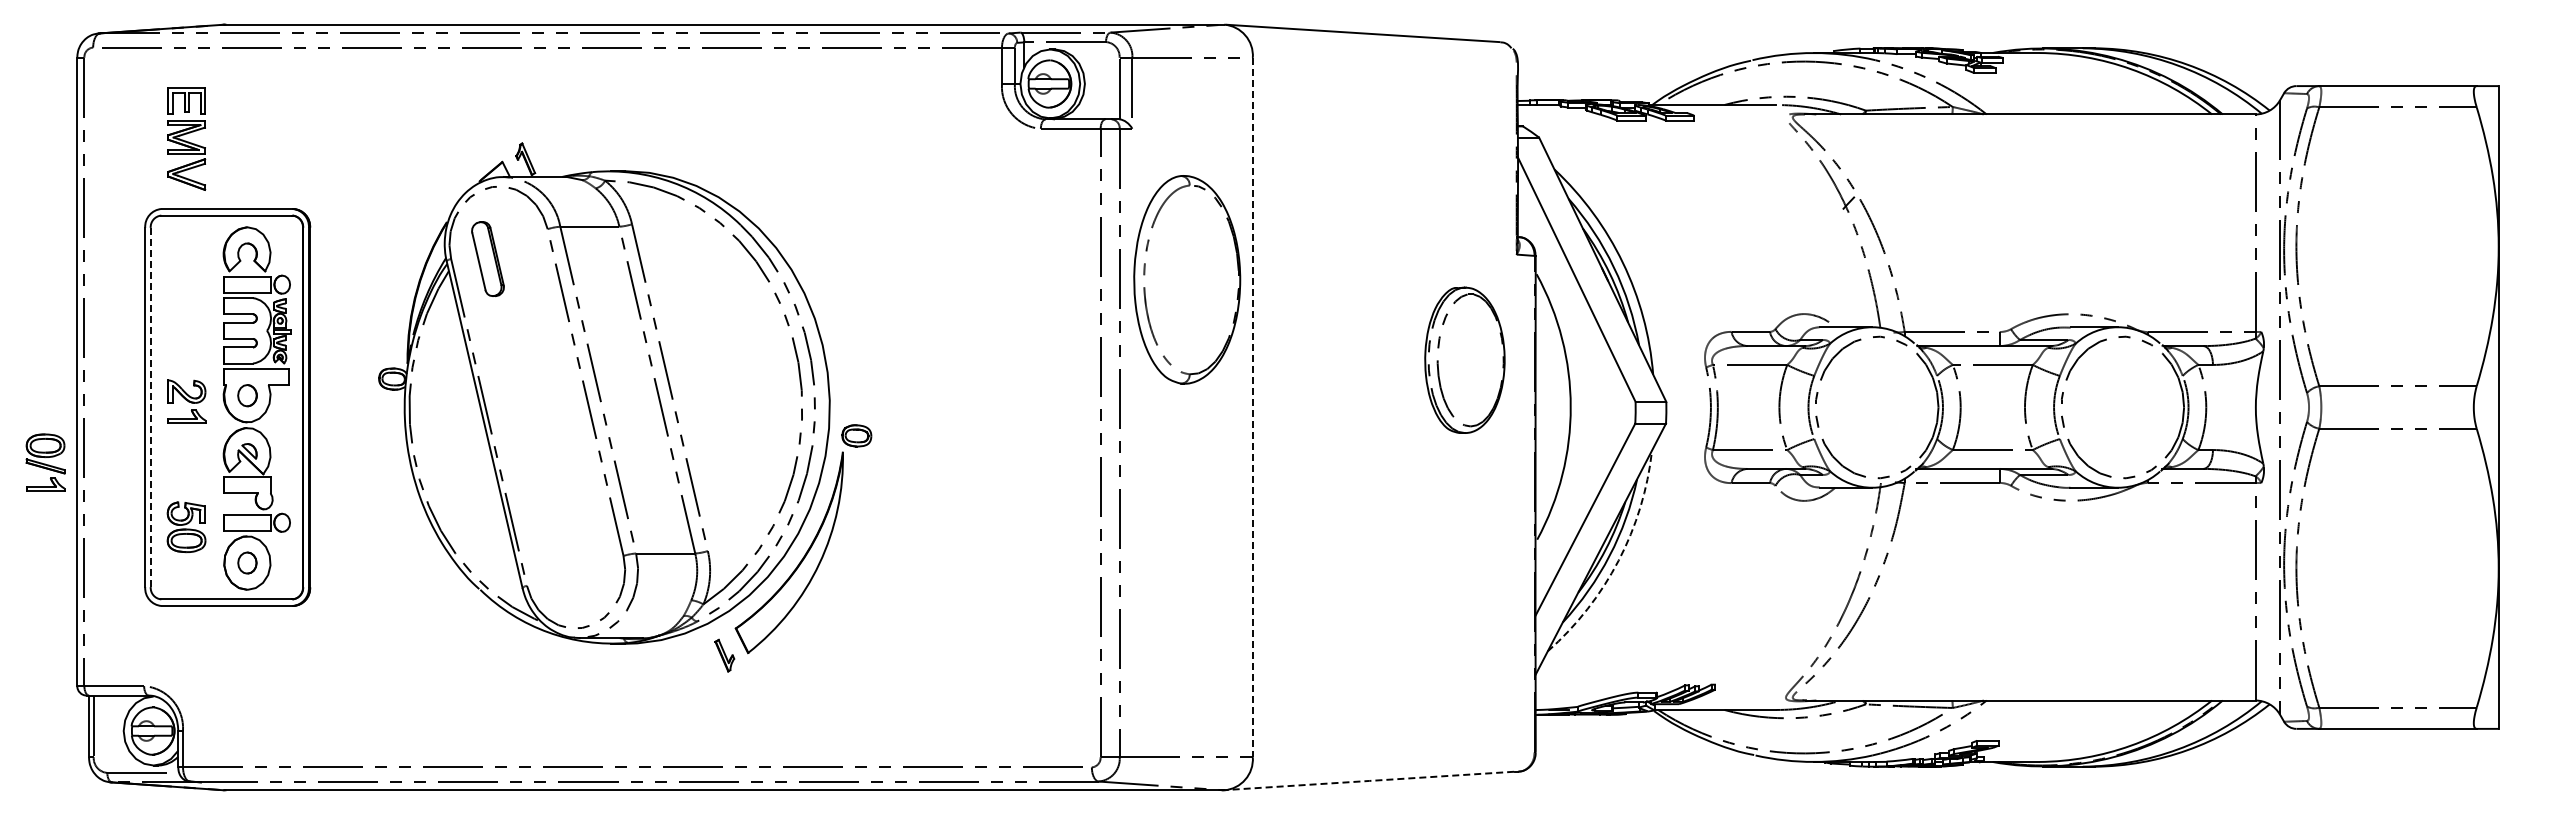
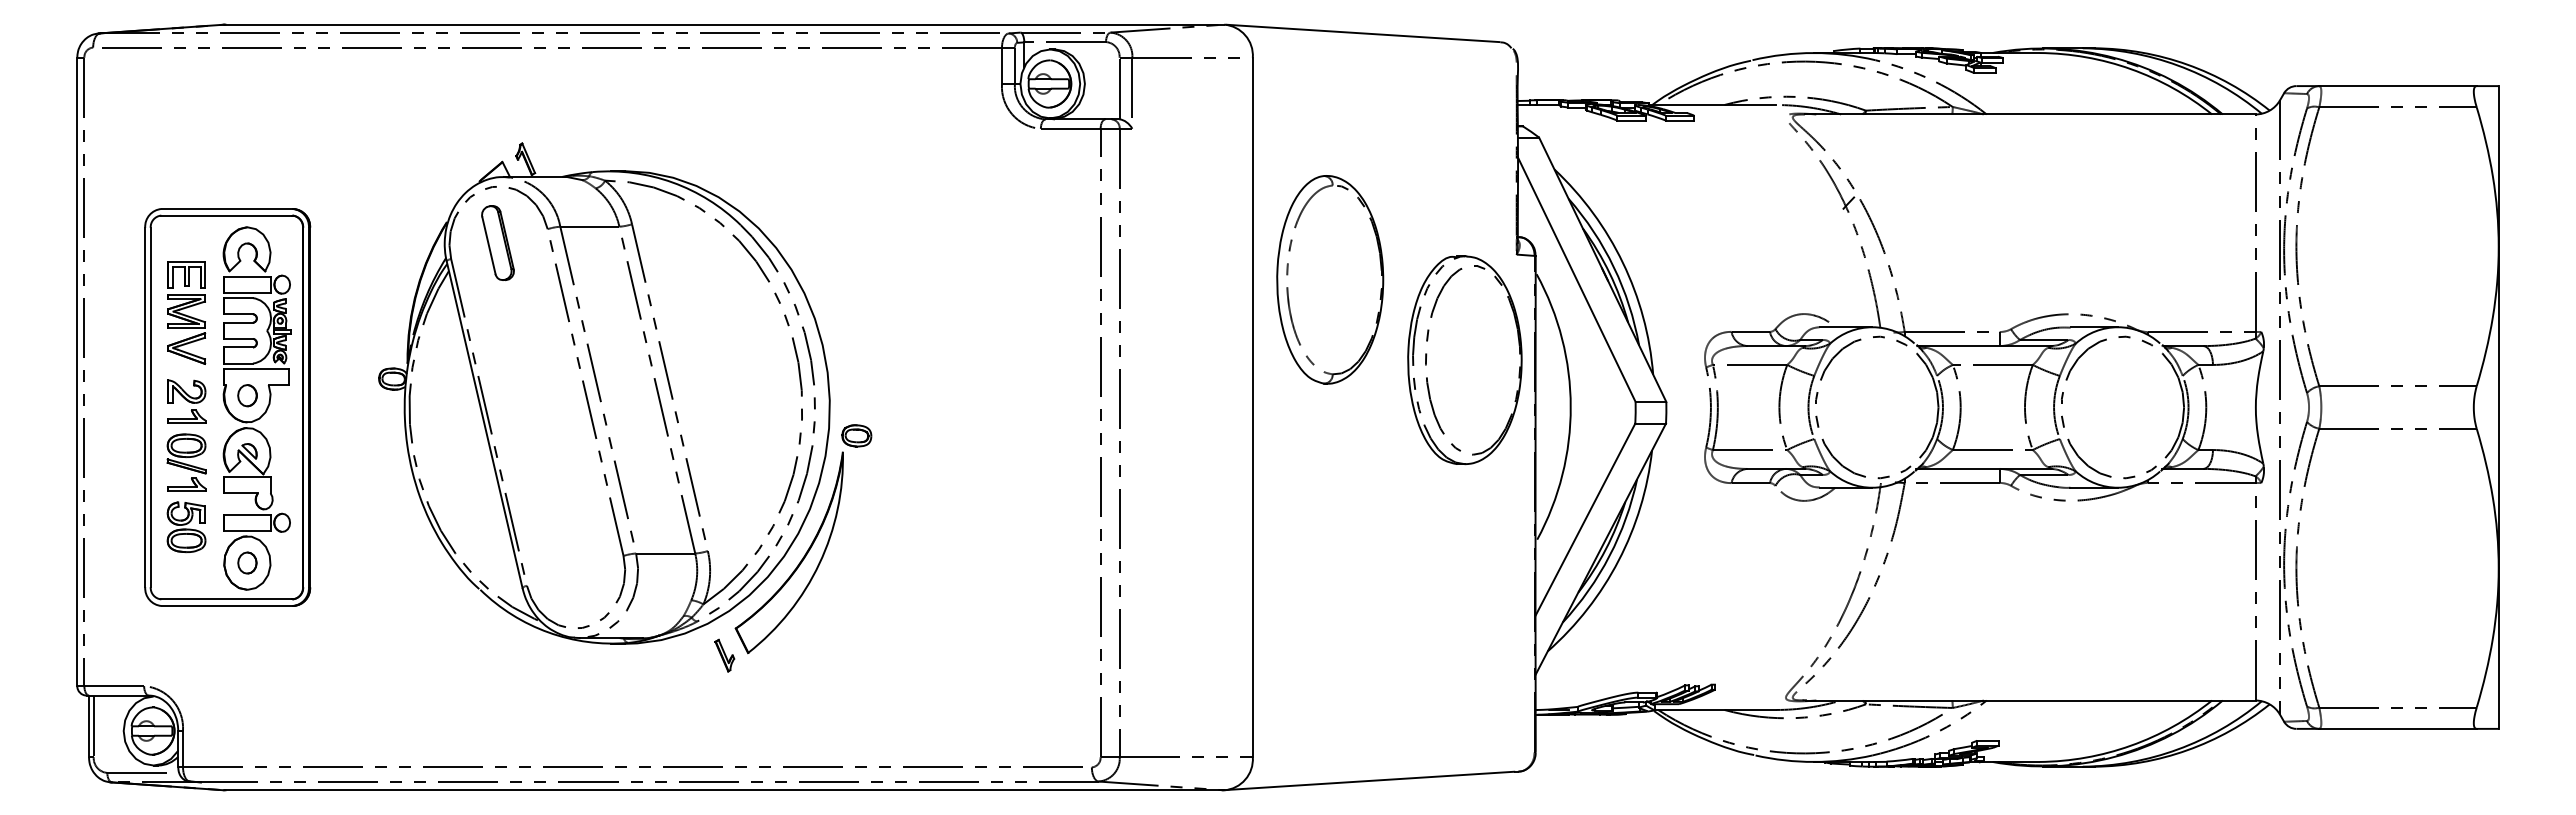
part position: (186, 138) -> (186, 312) (186, 312)
part position: (487, 259) -> (497, 243) (497, 243)
part position: (1187, 279) -> (1330, 279) (1330, 279)
part size: 82x148 px -> 116x211 px (1464, 360)
line: dashed -> solid (150, 407)
line: dashed -> solid (1252, 407)
part position: (45, 462) -> (186, 462) (186, 462)
arc: dashed -> solid (1618, 560)
line: dashed -> solid (1369, 780)
